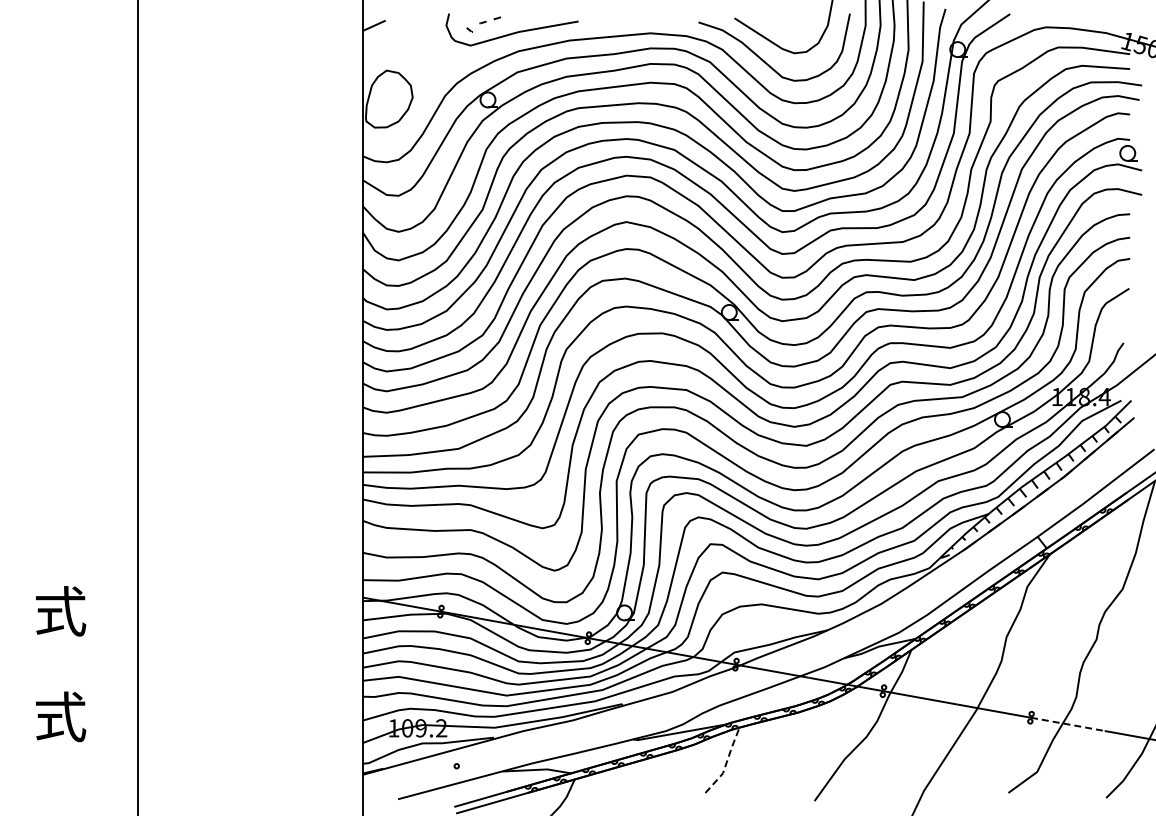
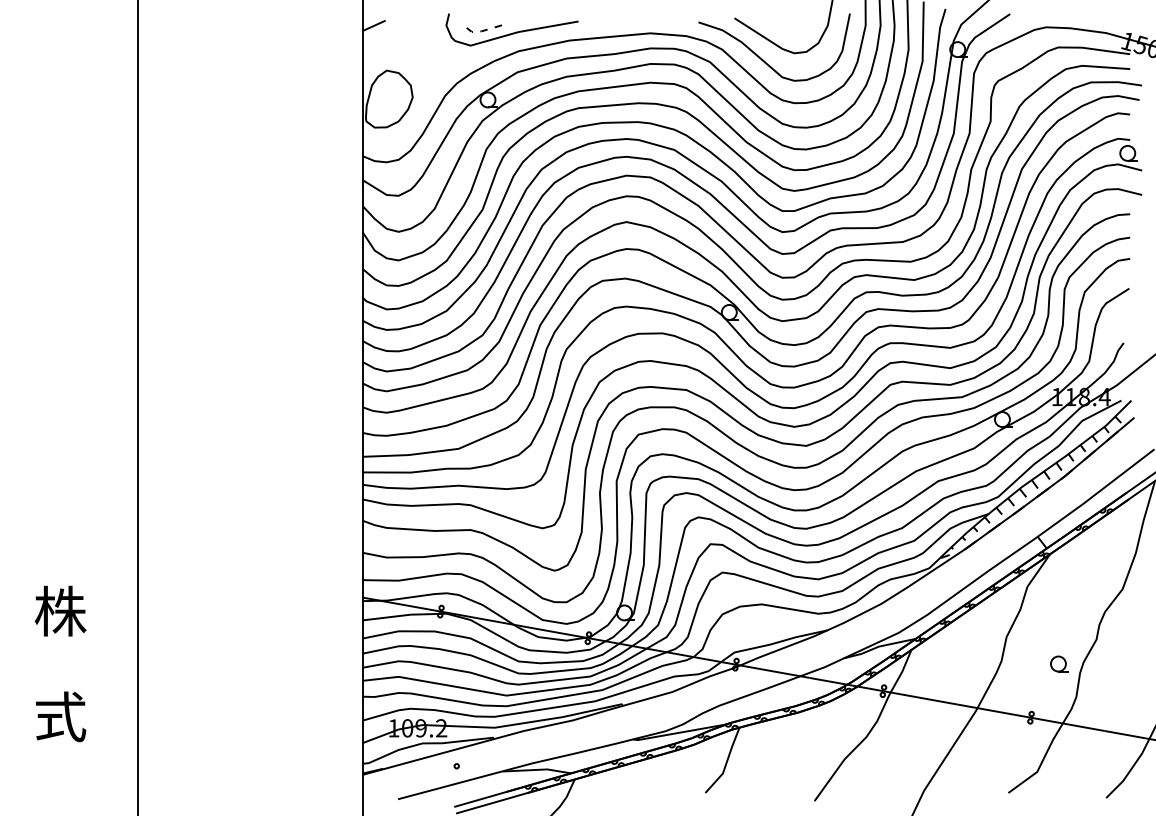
part position: (489, 20) -> (490, 28) (490, 28)
text: 式 -> 株 (60, 610)
part: none -> present (1059, 663)
line: dashed -> solid (1068, 724)
line: dashed -> solid (726, 762)
